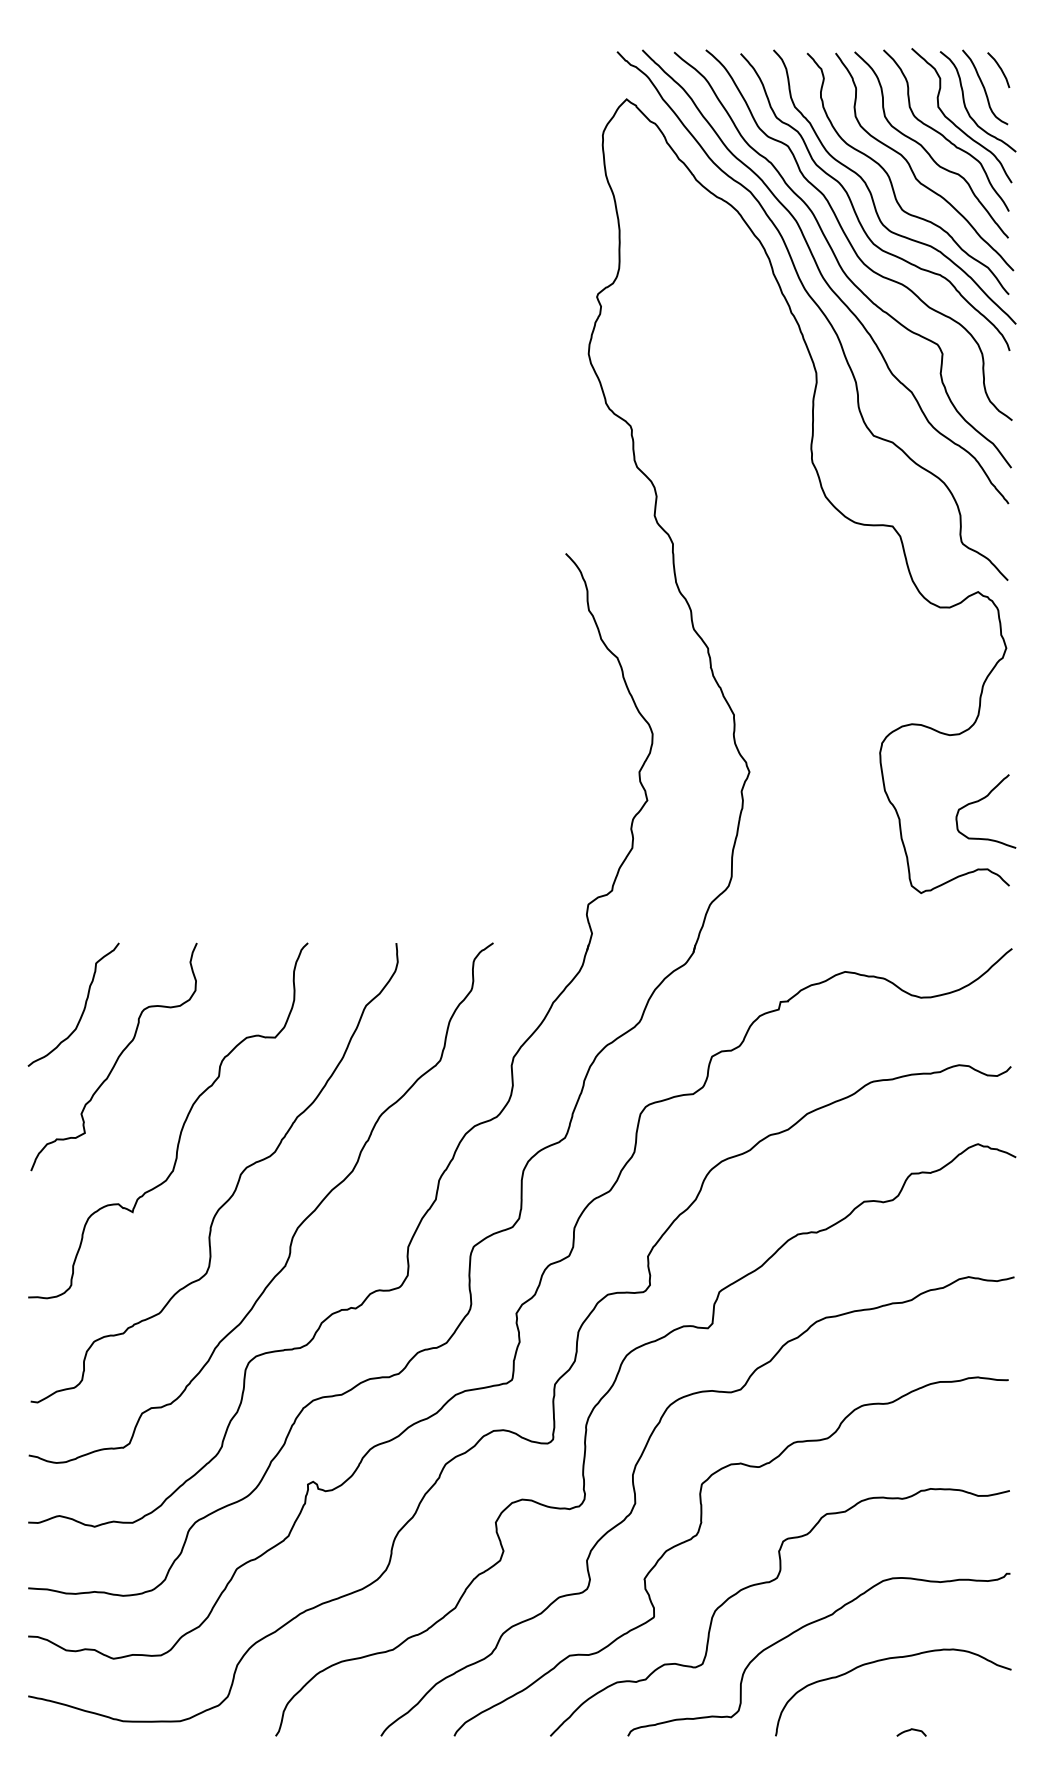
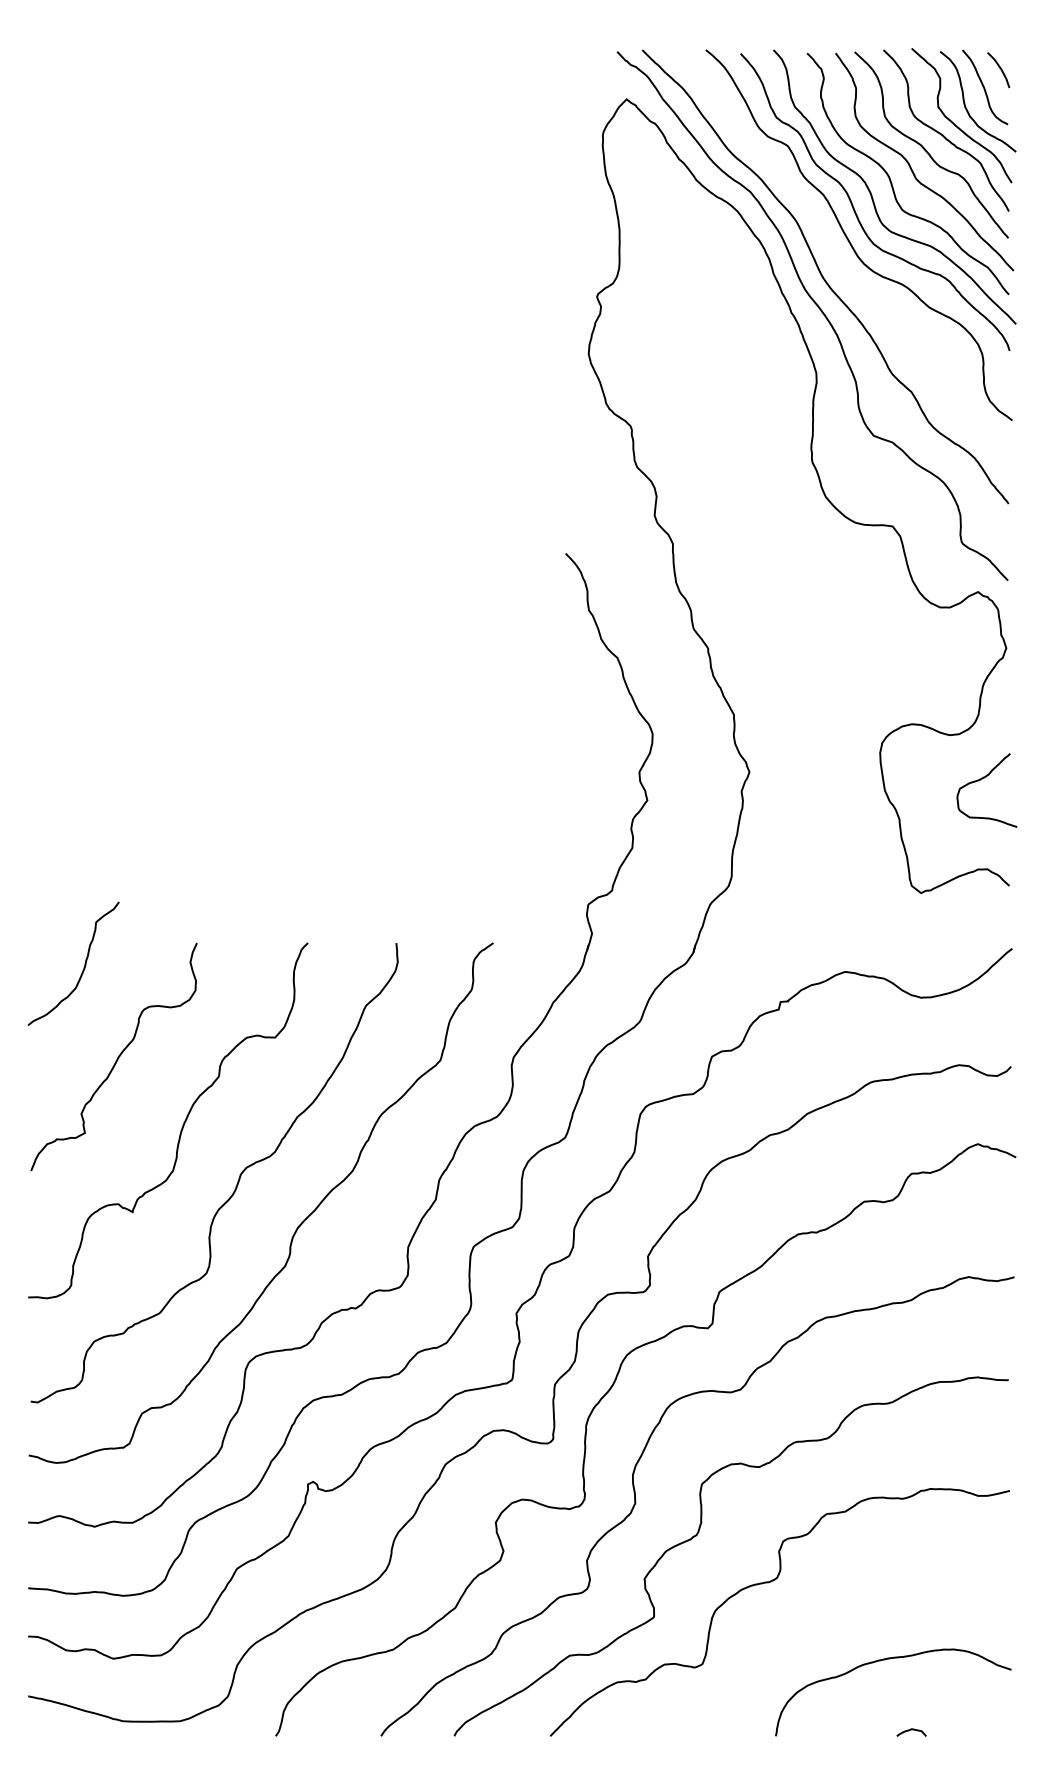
curve: present -> none (838, 260)
curve position: (979, 801) -> (980, 780) (980, 780)
curve position: (83, 1008) -> (83, 967) (83, 967)
curve: present -> none (804, 1627)
